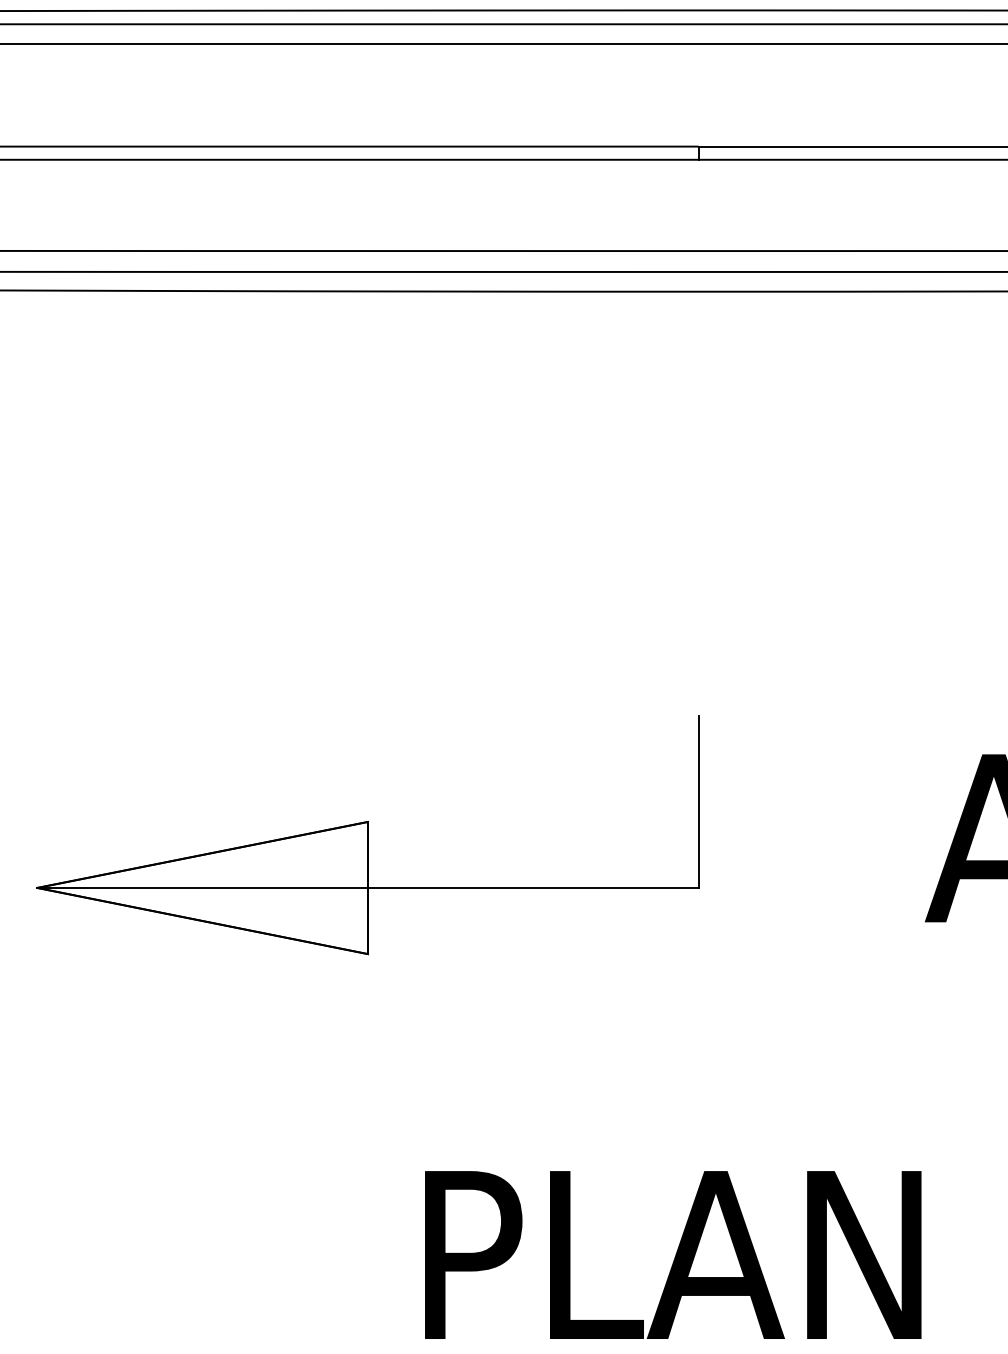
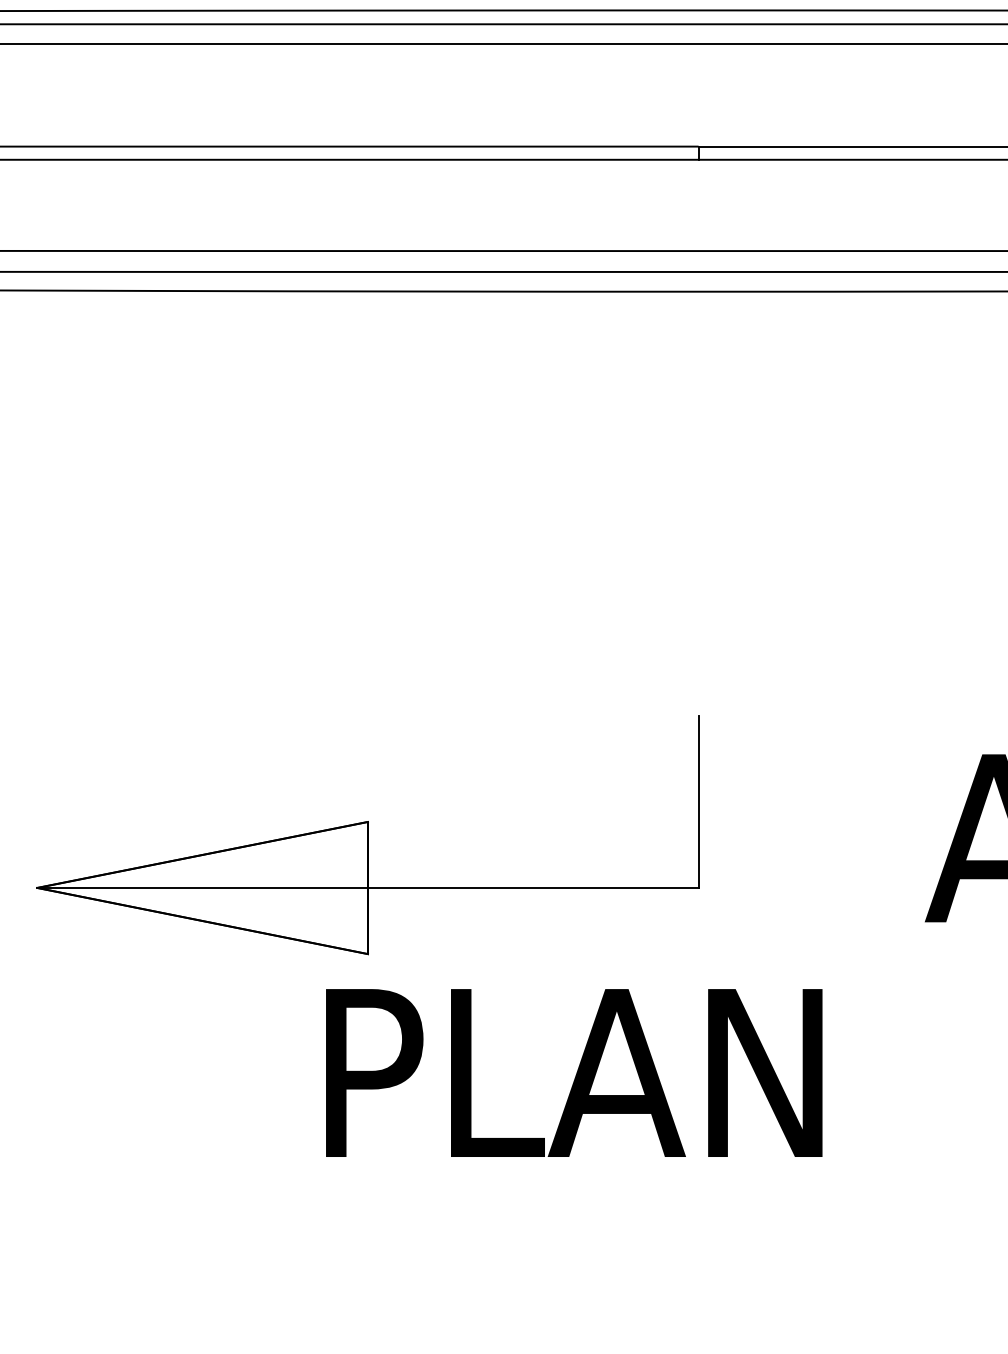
text position: (673, 1254) -> (574, 1072) (574, 1072)
